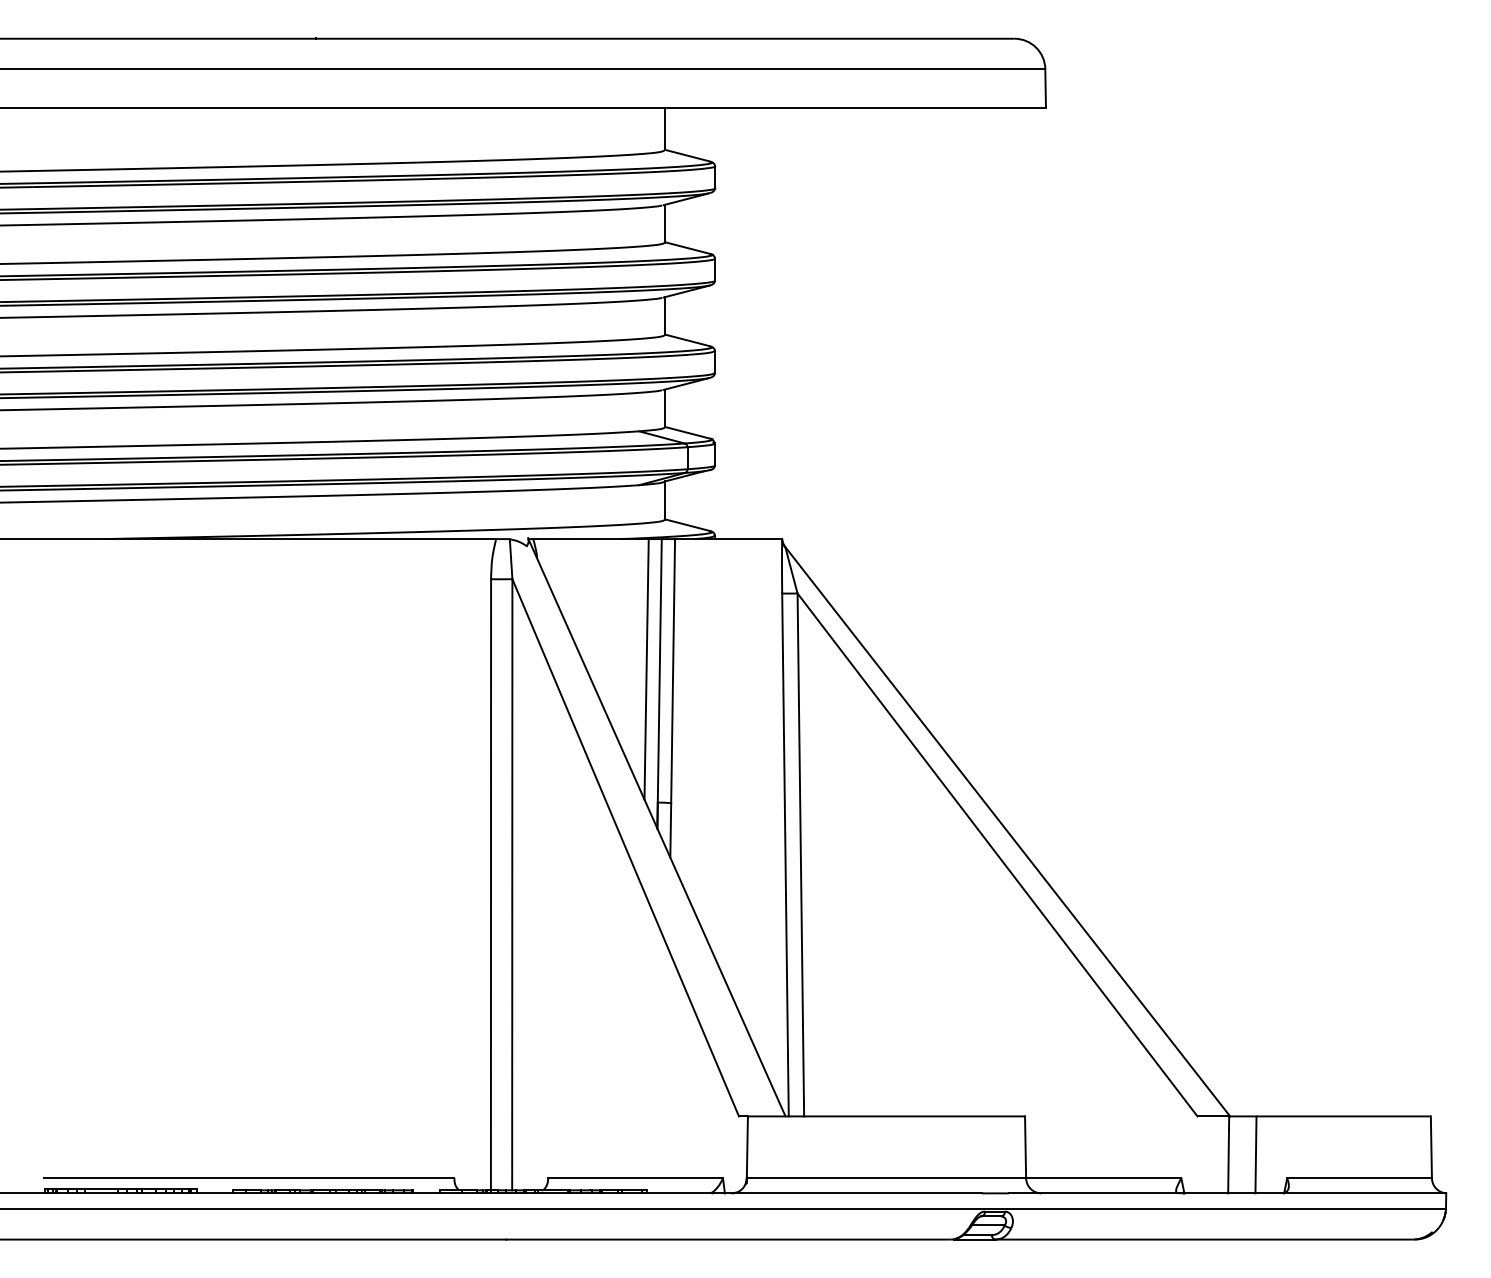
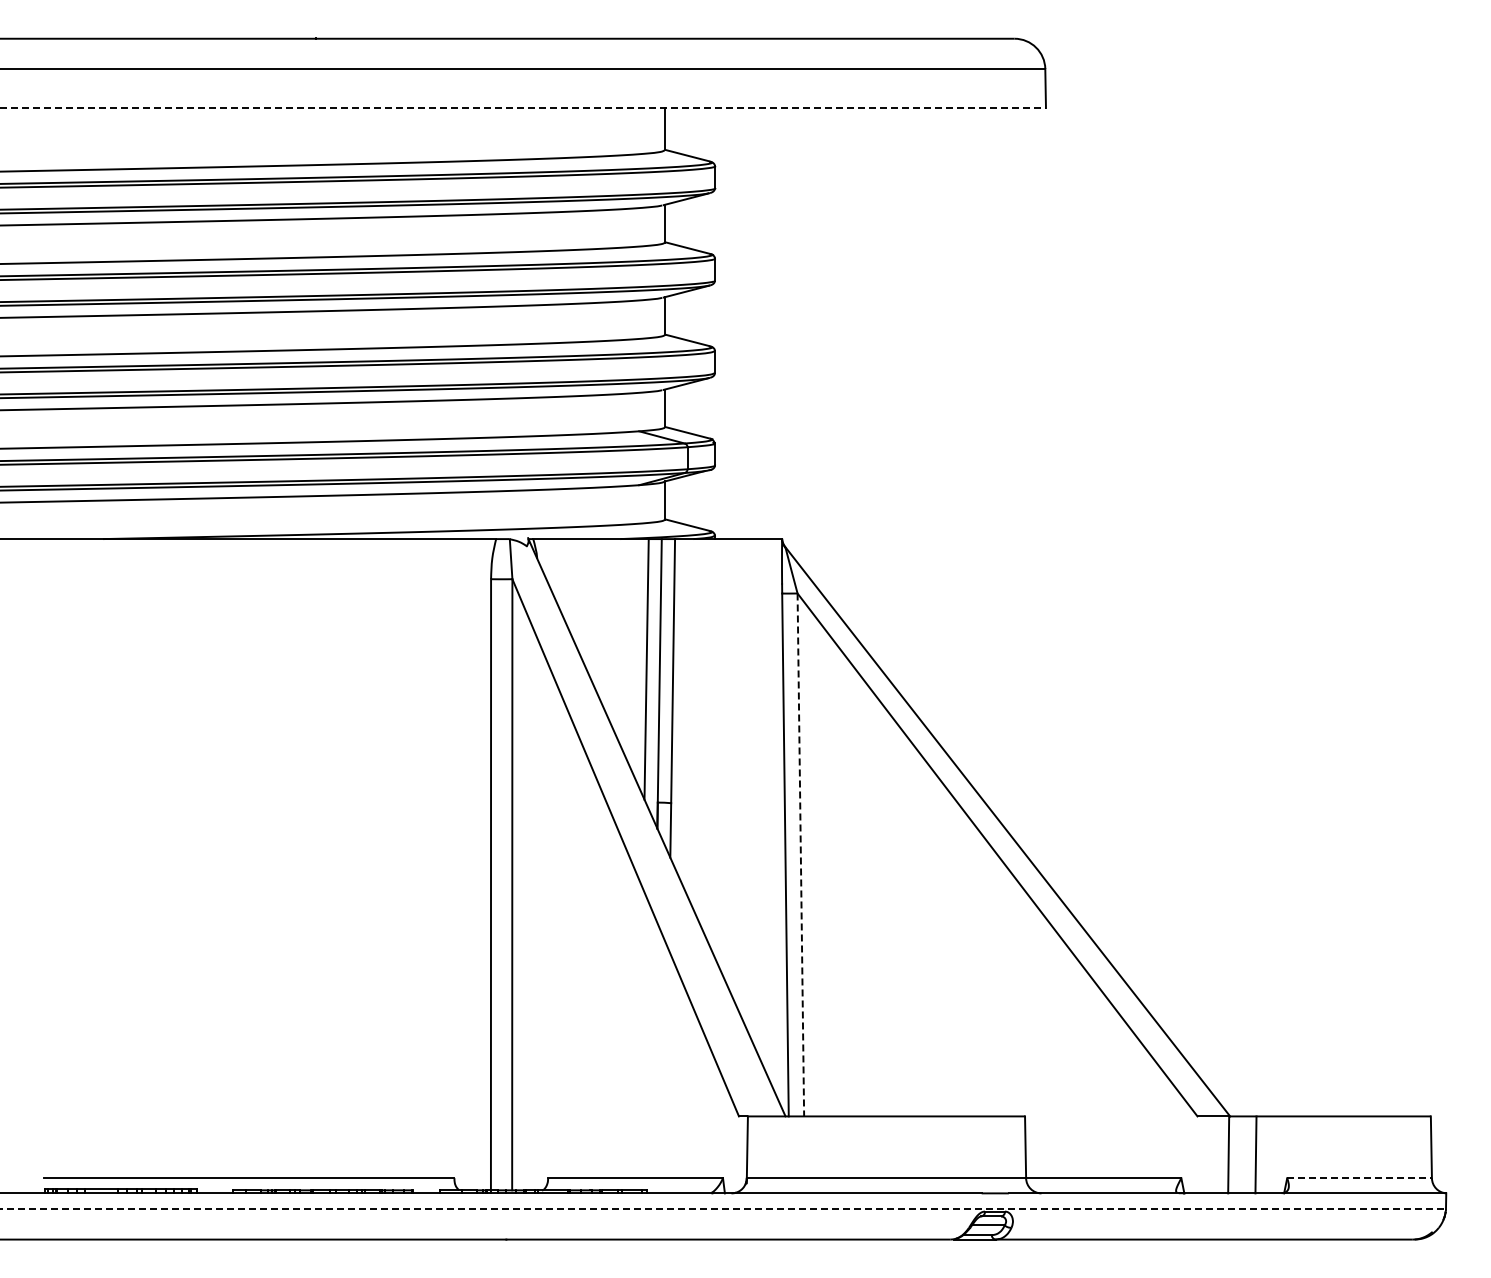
line: solid -> dashed (523, 108)
line: solid -> dashed (800, 855)
line: solid -> dashed (1360, 1178)
line: solid -> dashed (723, 1209)
